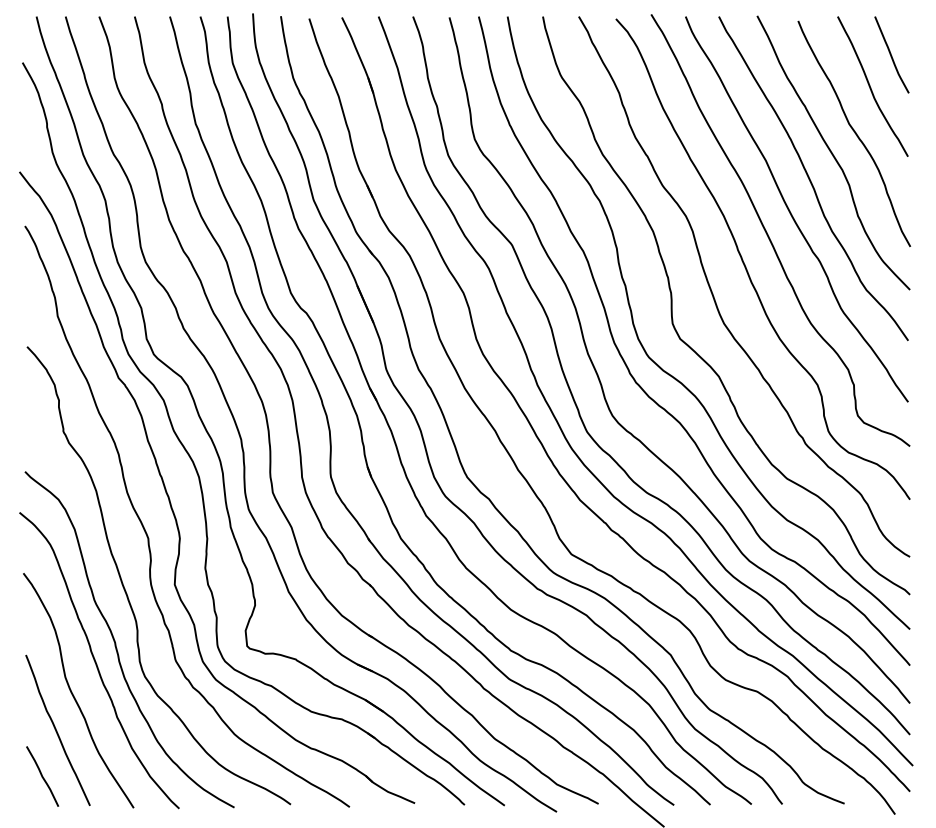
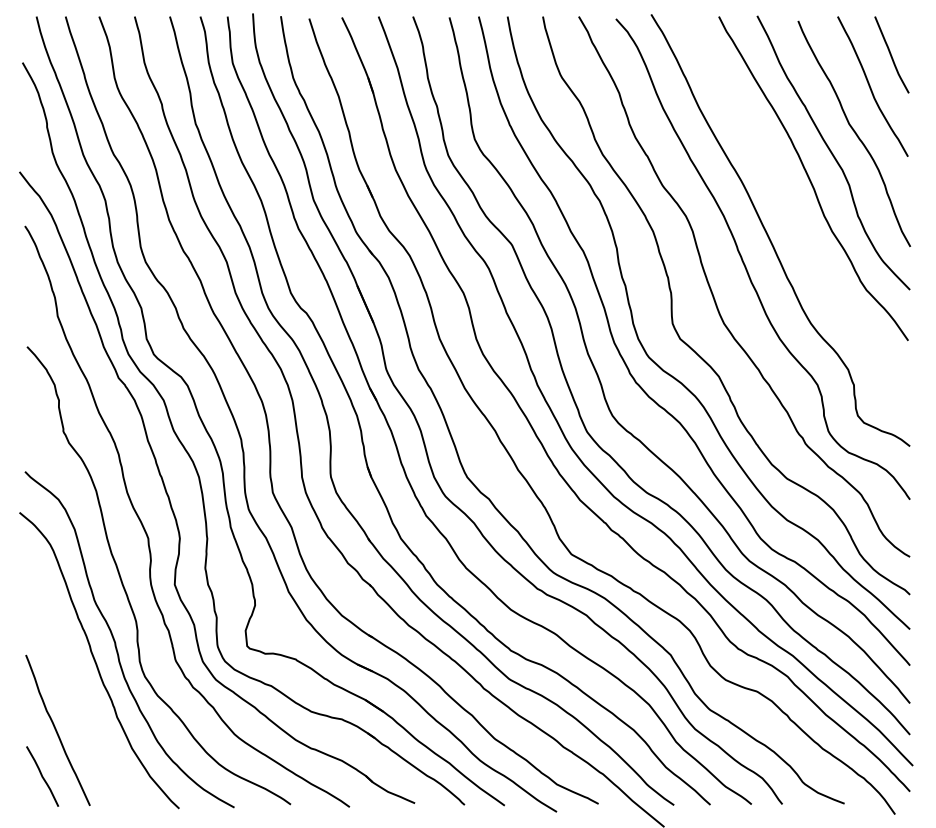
curve: present -> none (791, 212)
curve: present -> none (73, 693)
